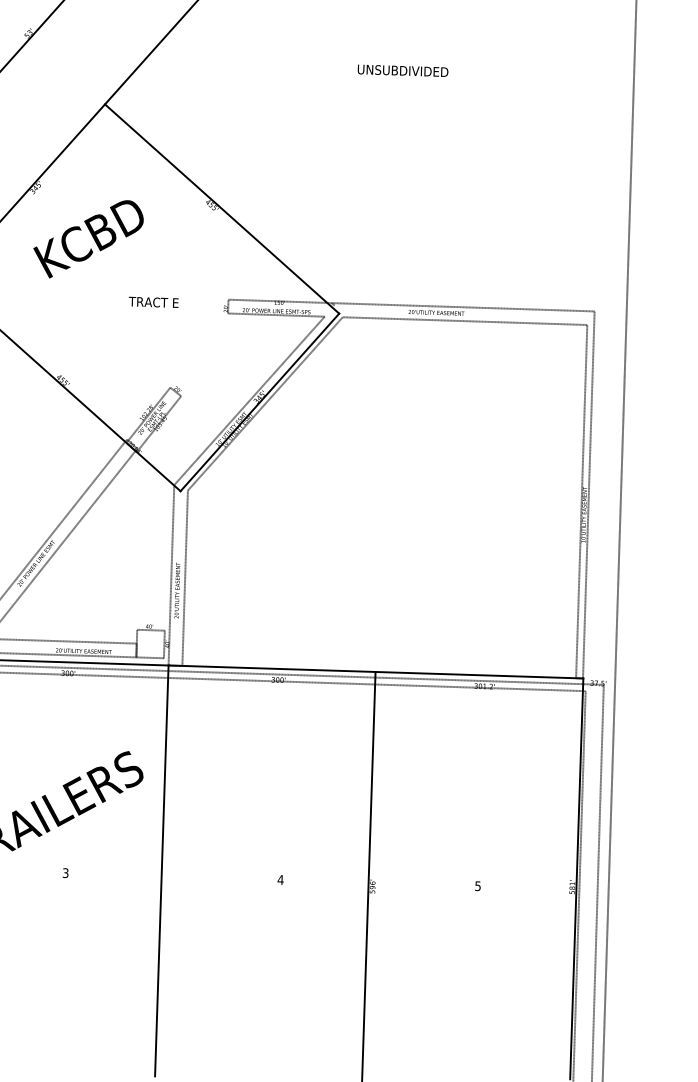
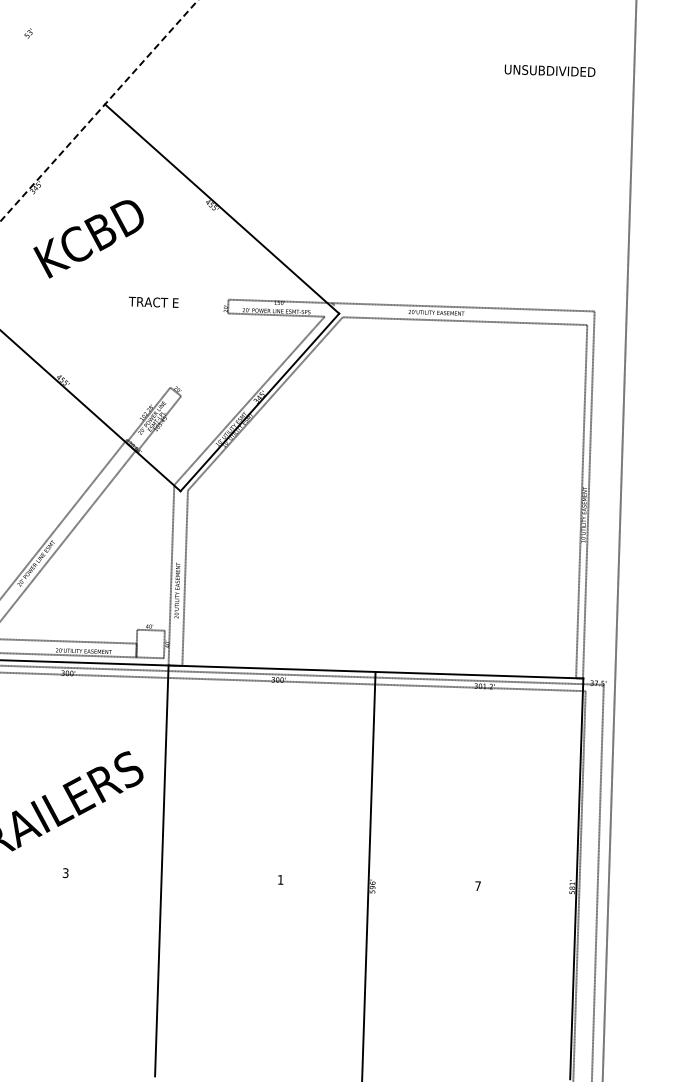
line: present -> none (32, 35)
text position: (402, 70) -> (549, 70) (549, 70)
line: solid -> dashed (99, 111)
text: 4 -> 1 (280, 879)
text: 5 -> 7 (477, 886)
